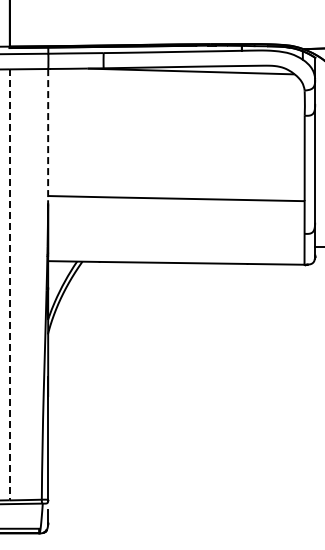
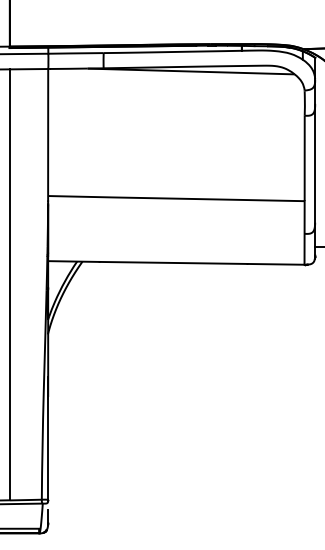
line: dashed -> solid (48, 135)
line: dashed -> solid (9, 285)
